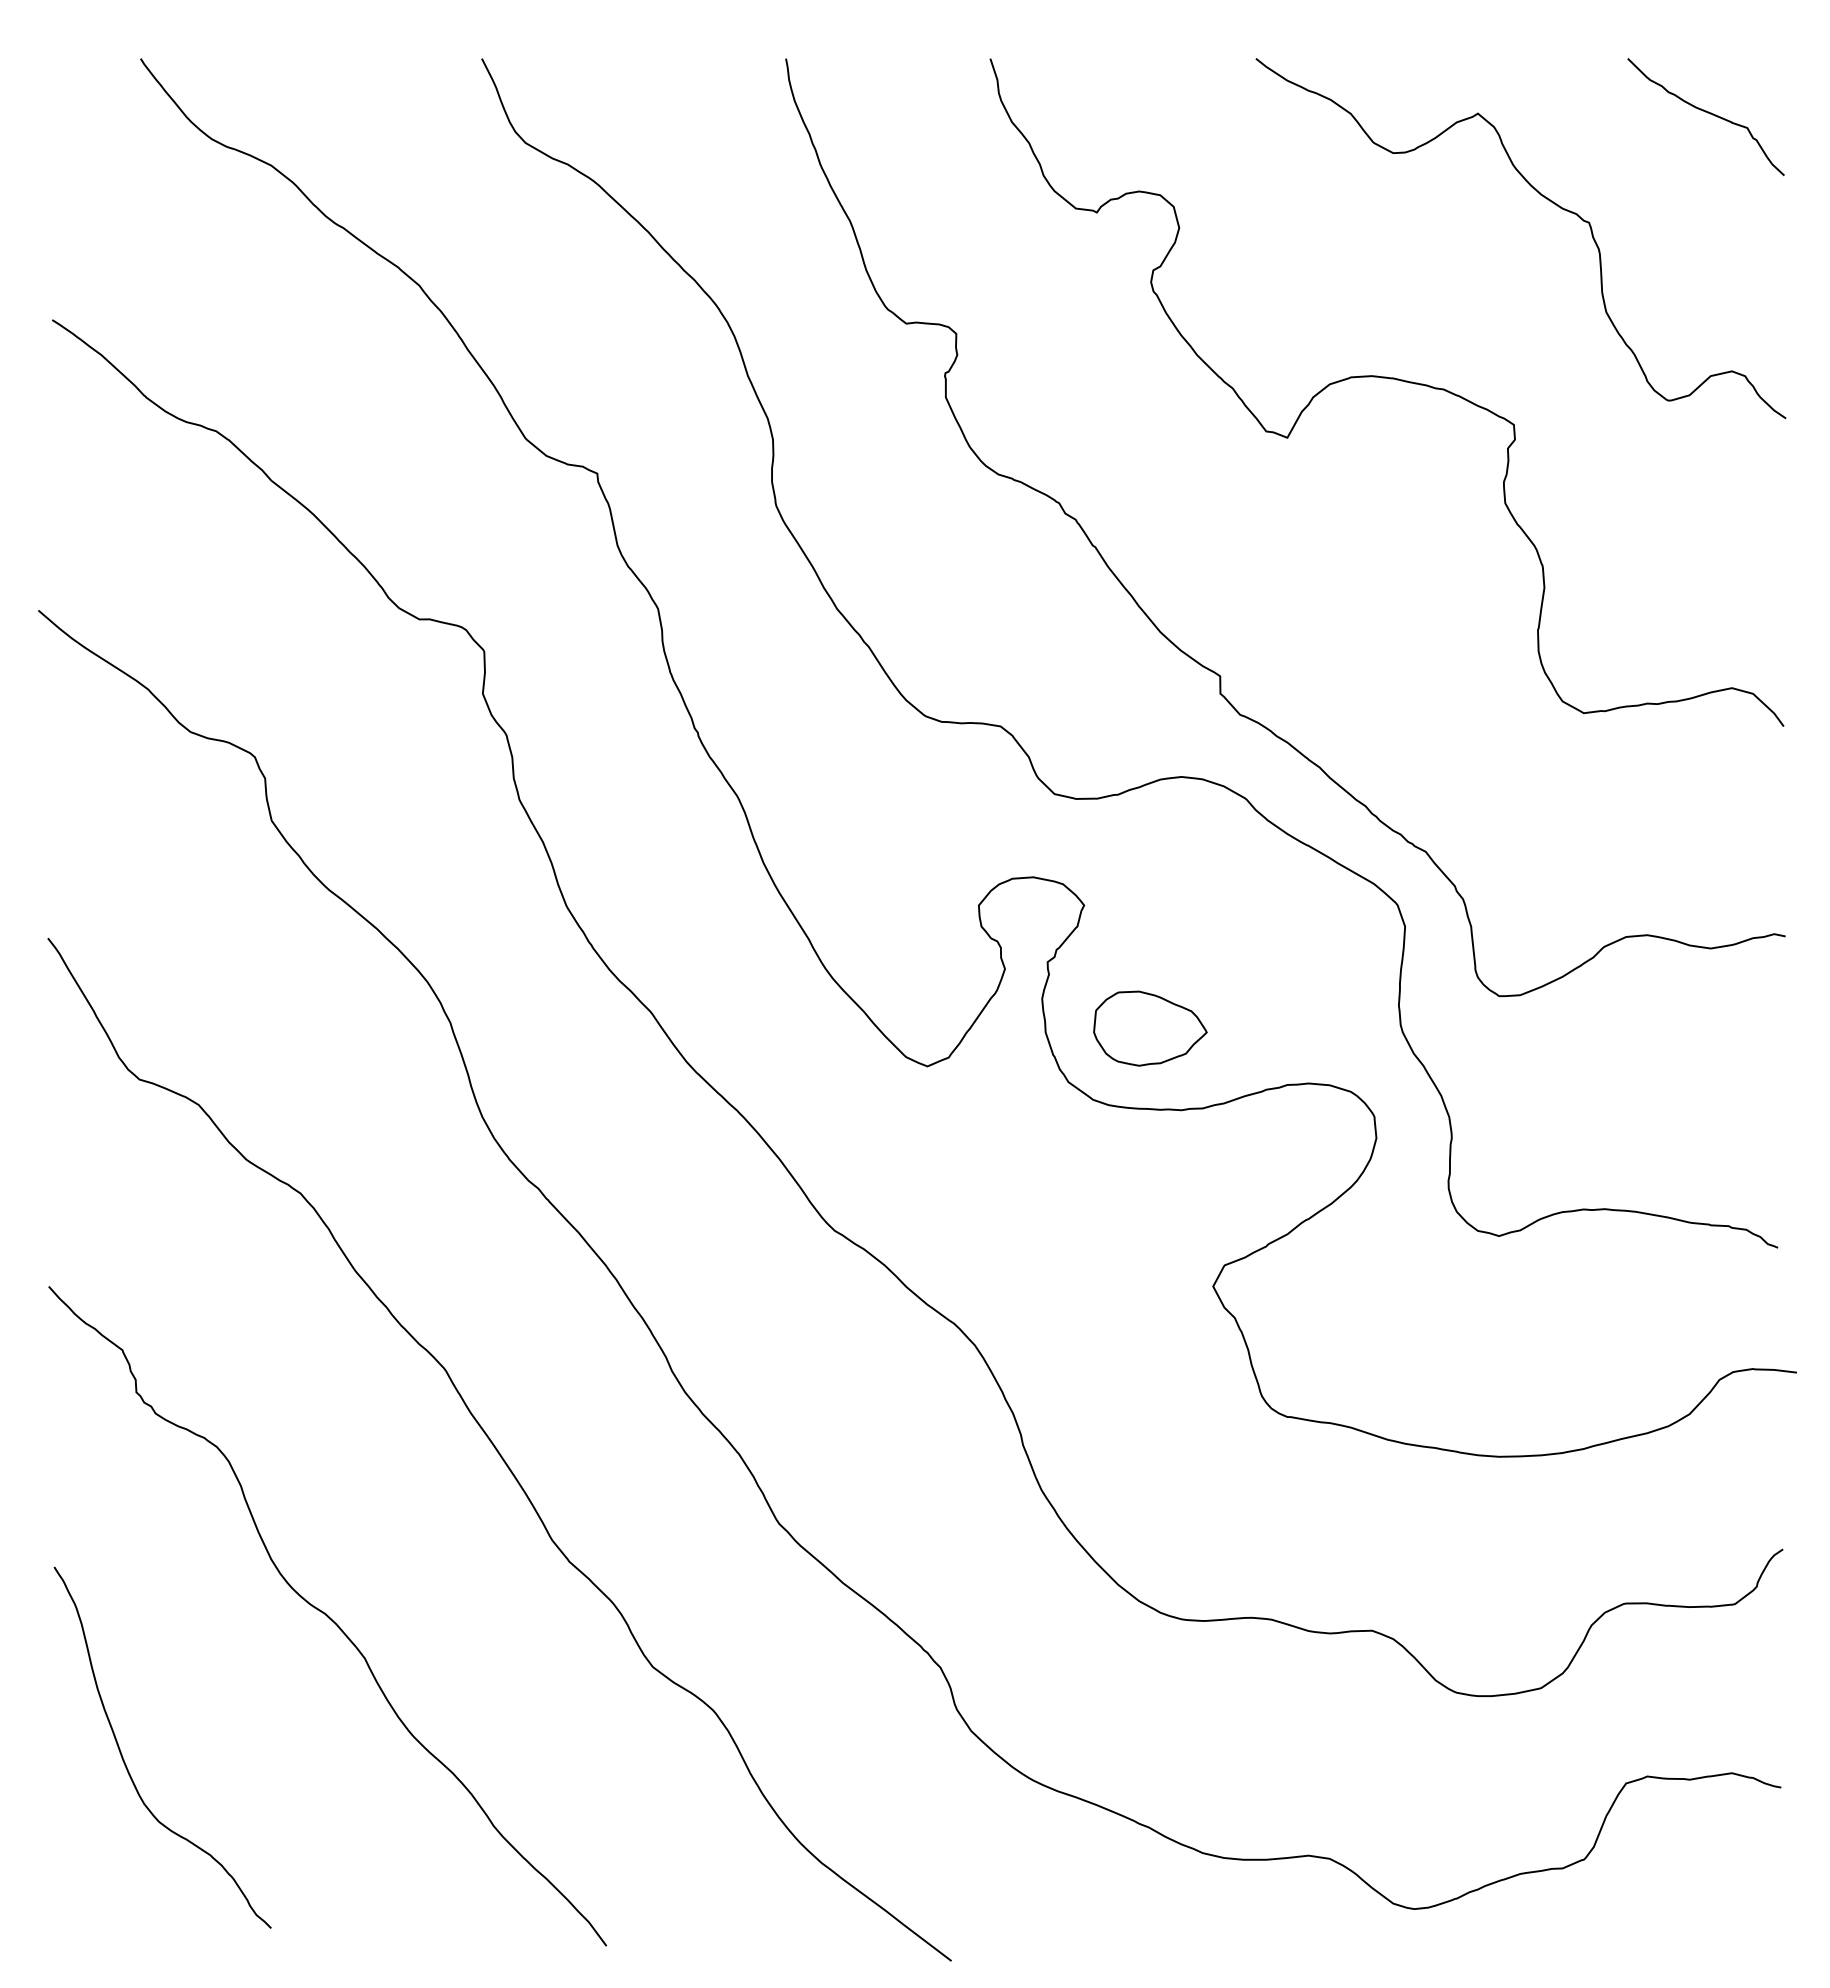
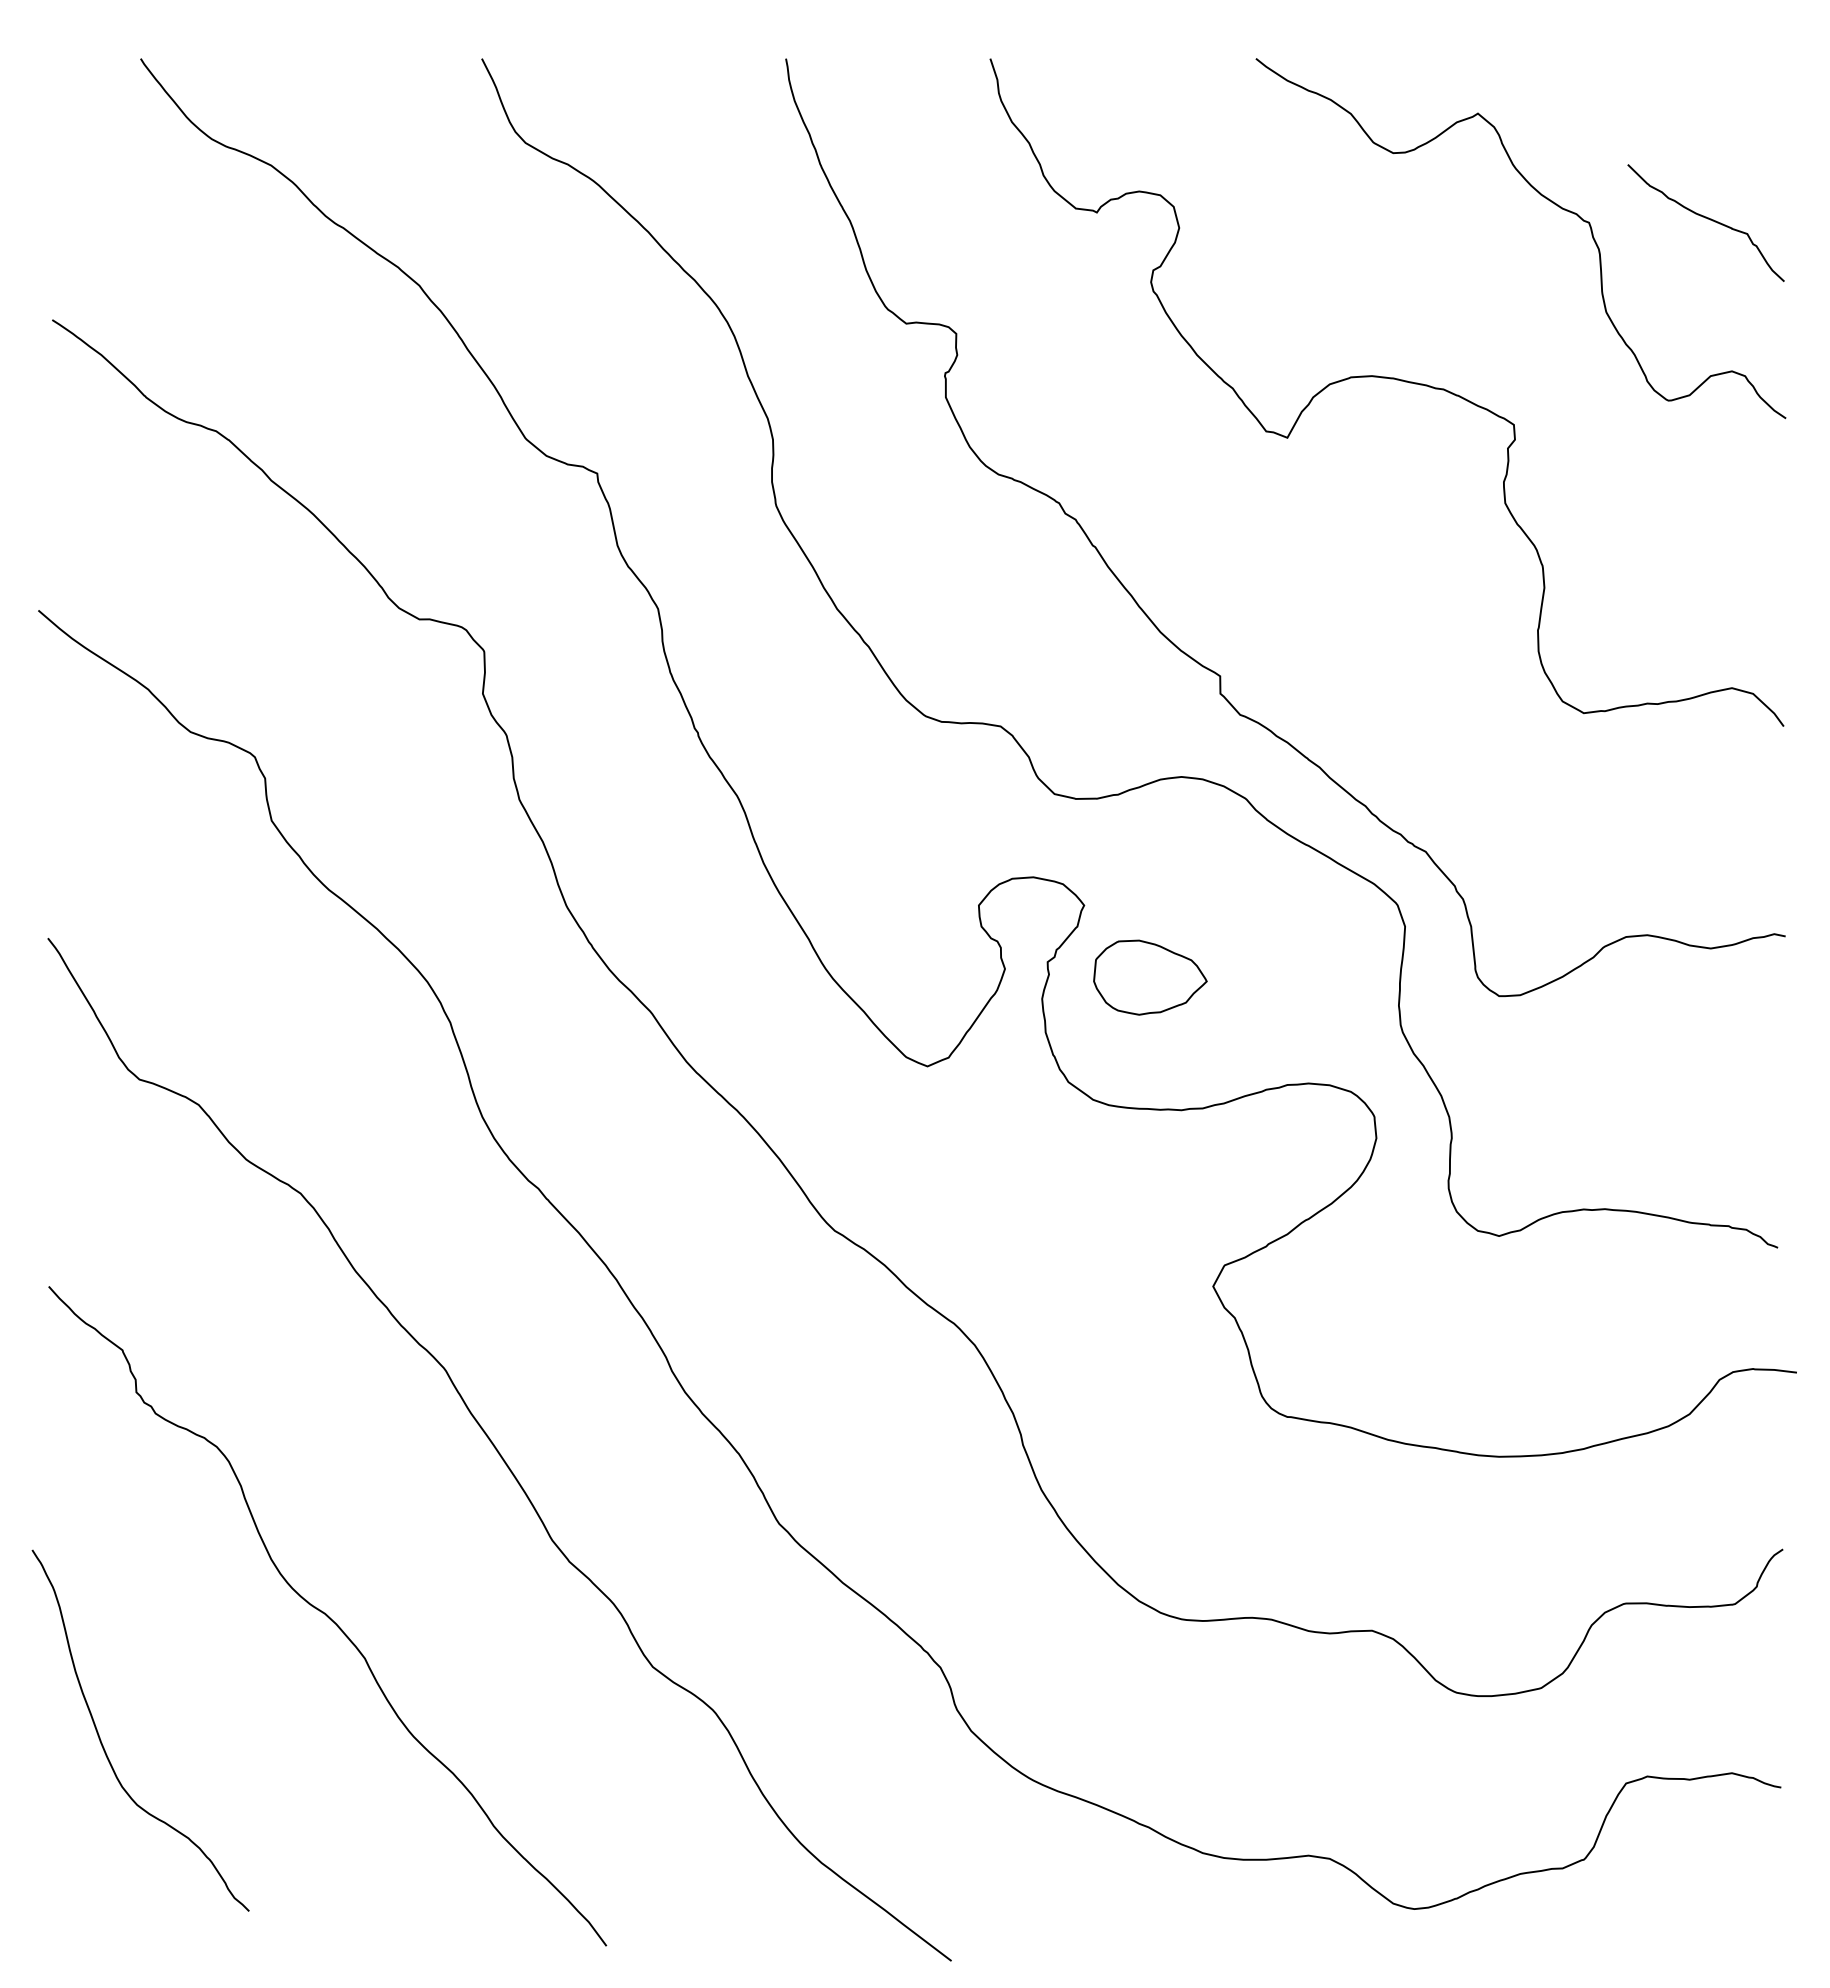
curve position: (1707, 113) -> (1707, 219) (1707, 219)
part position: (1150, 1028) -> (1150, 977) (1150, 977)
curve position: (126, 1764) -> (104, 1747) (104, 1747)
